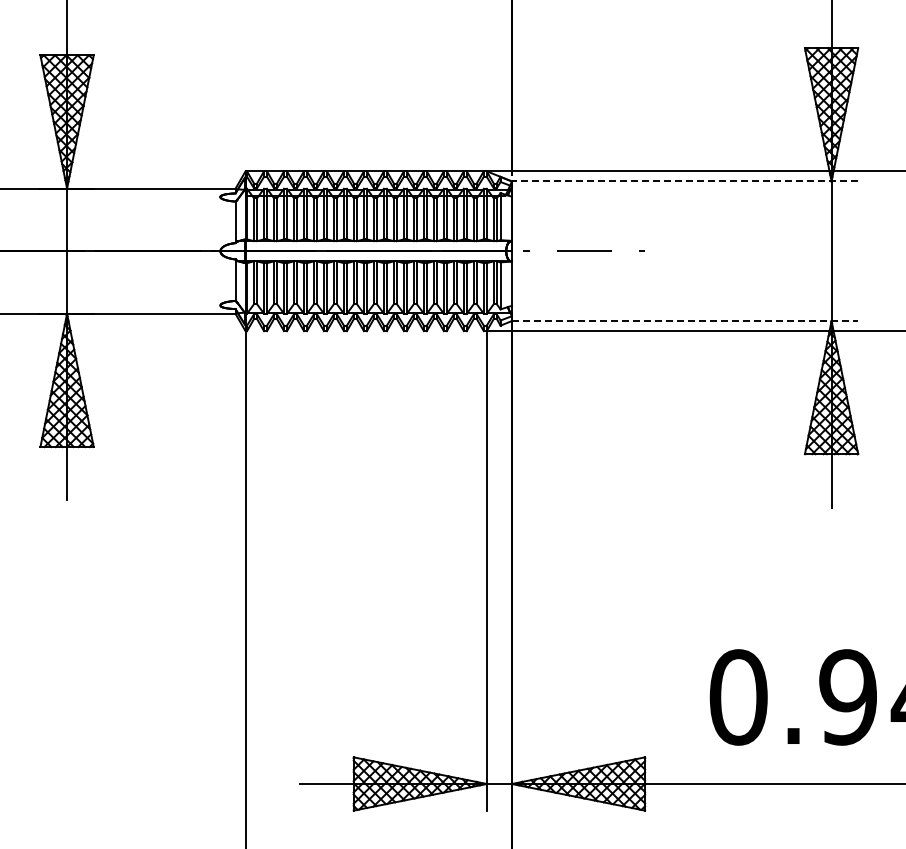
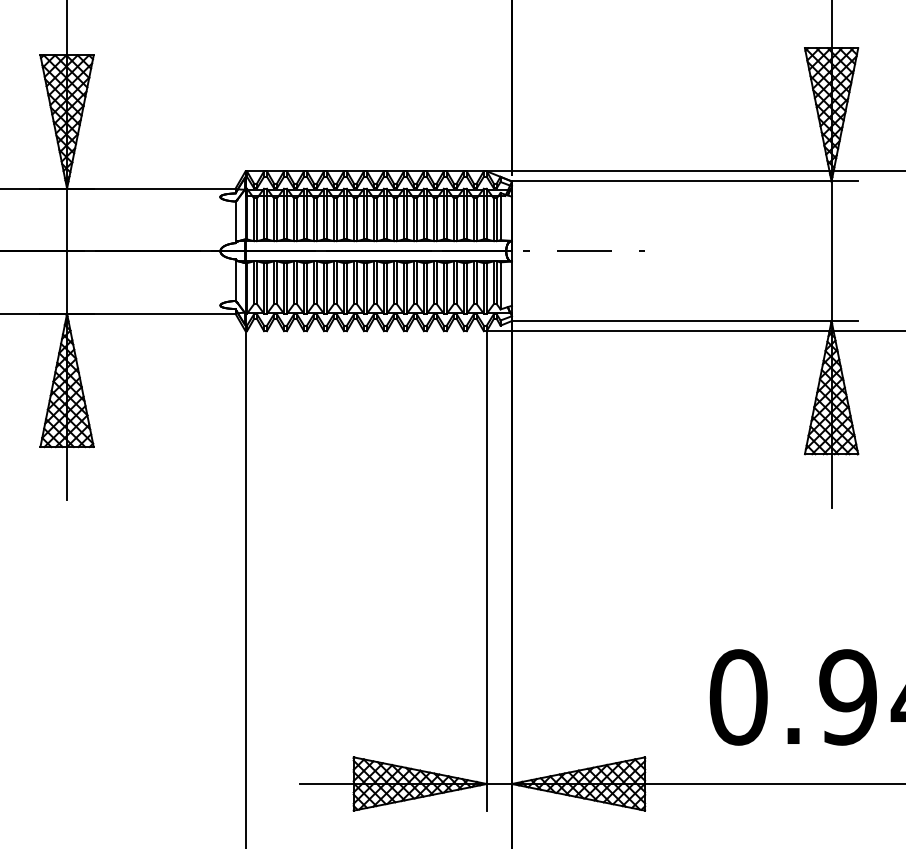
line: dashed -> solid (684, 181)
line: dashed -> solid (685, 321)
